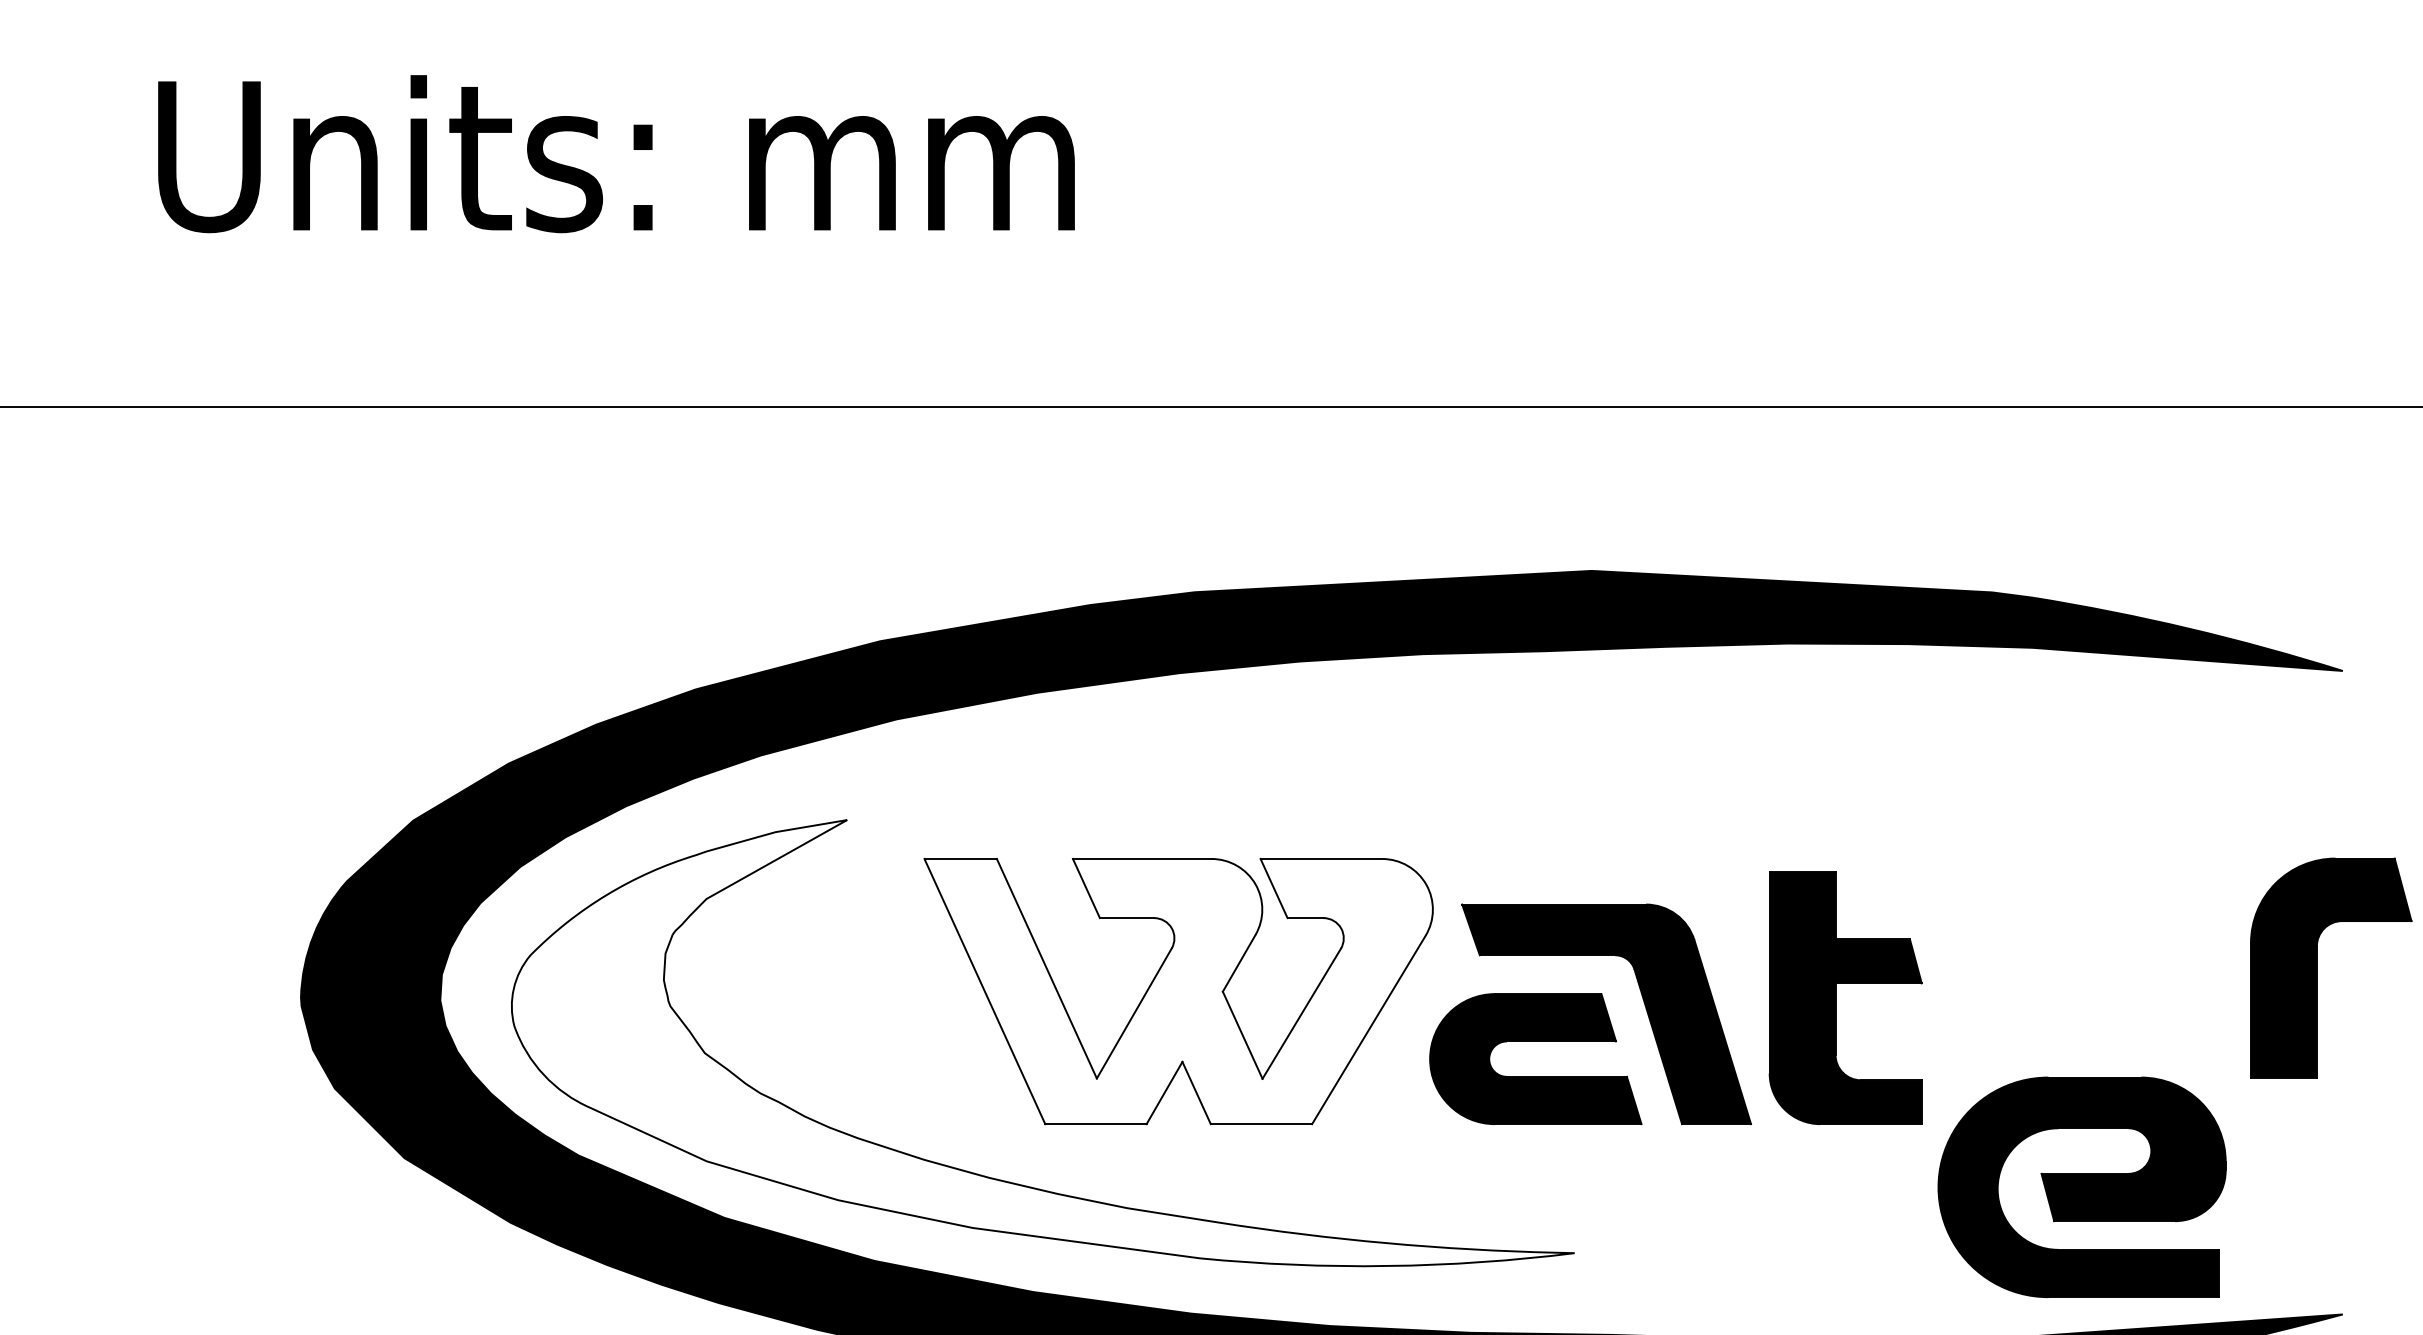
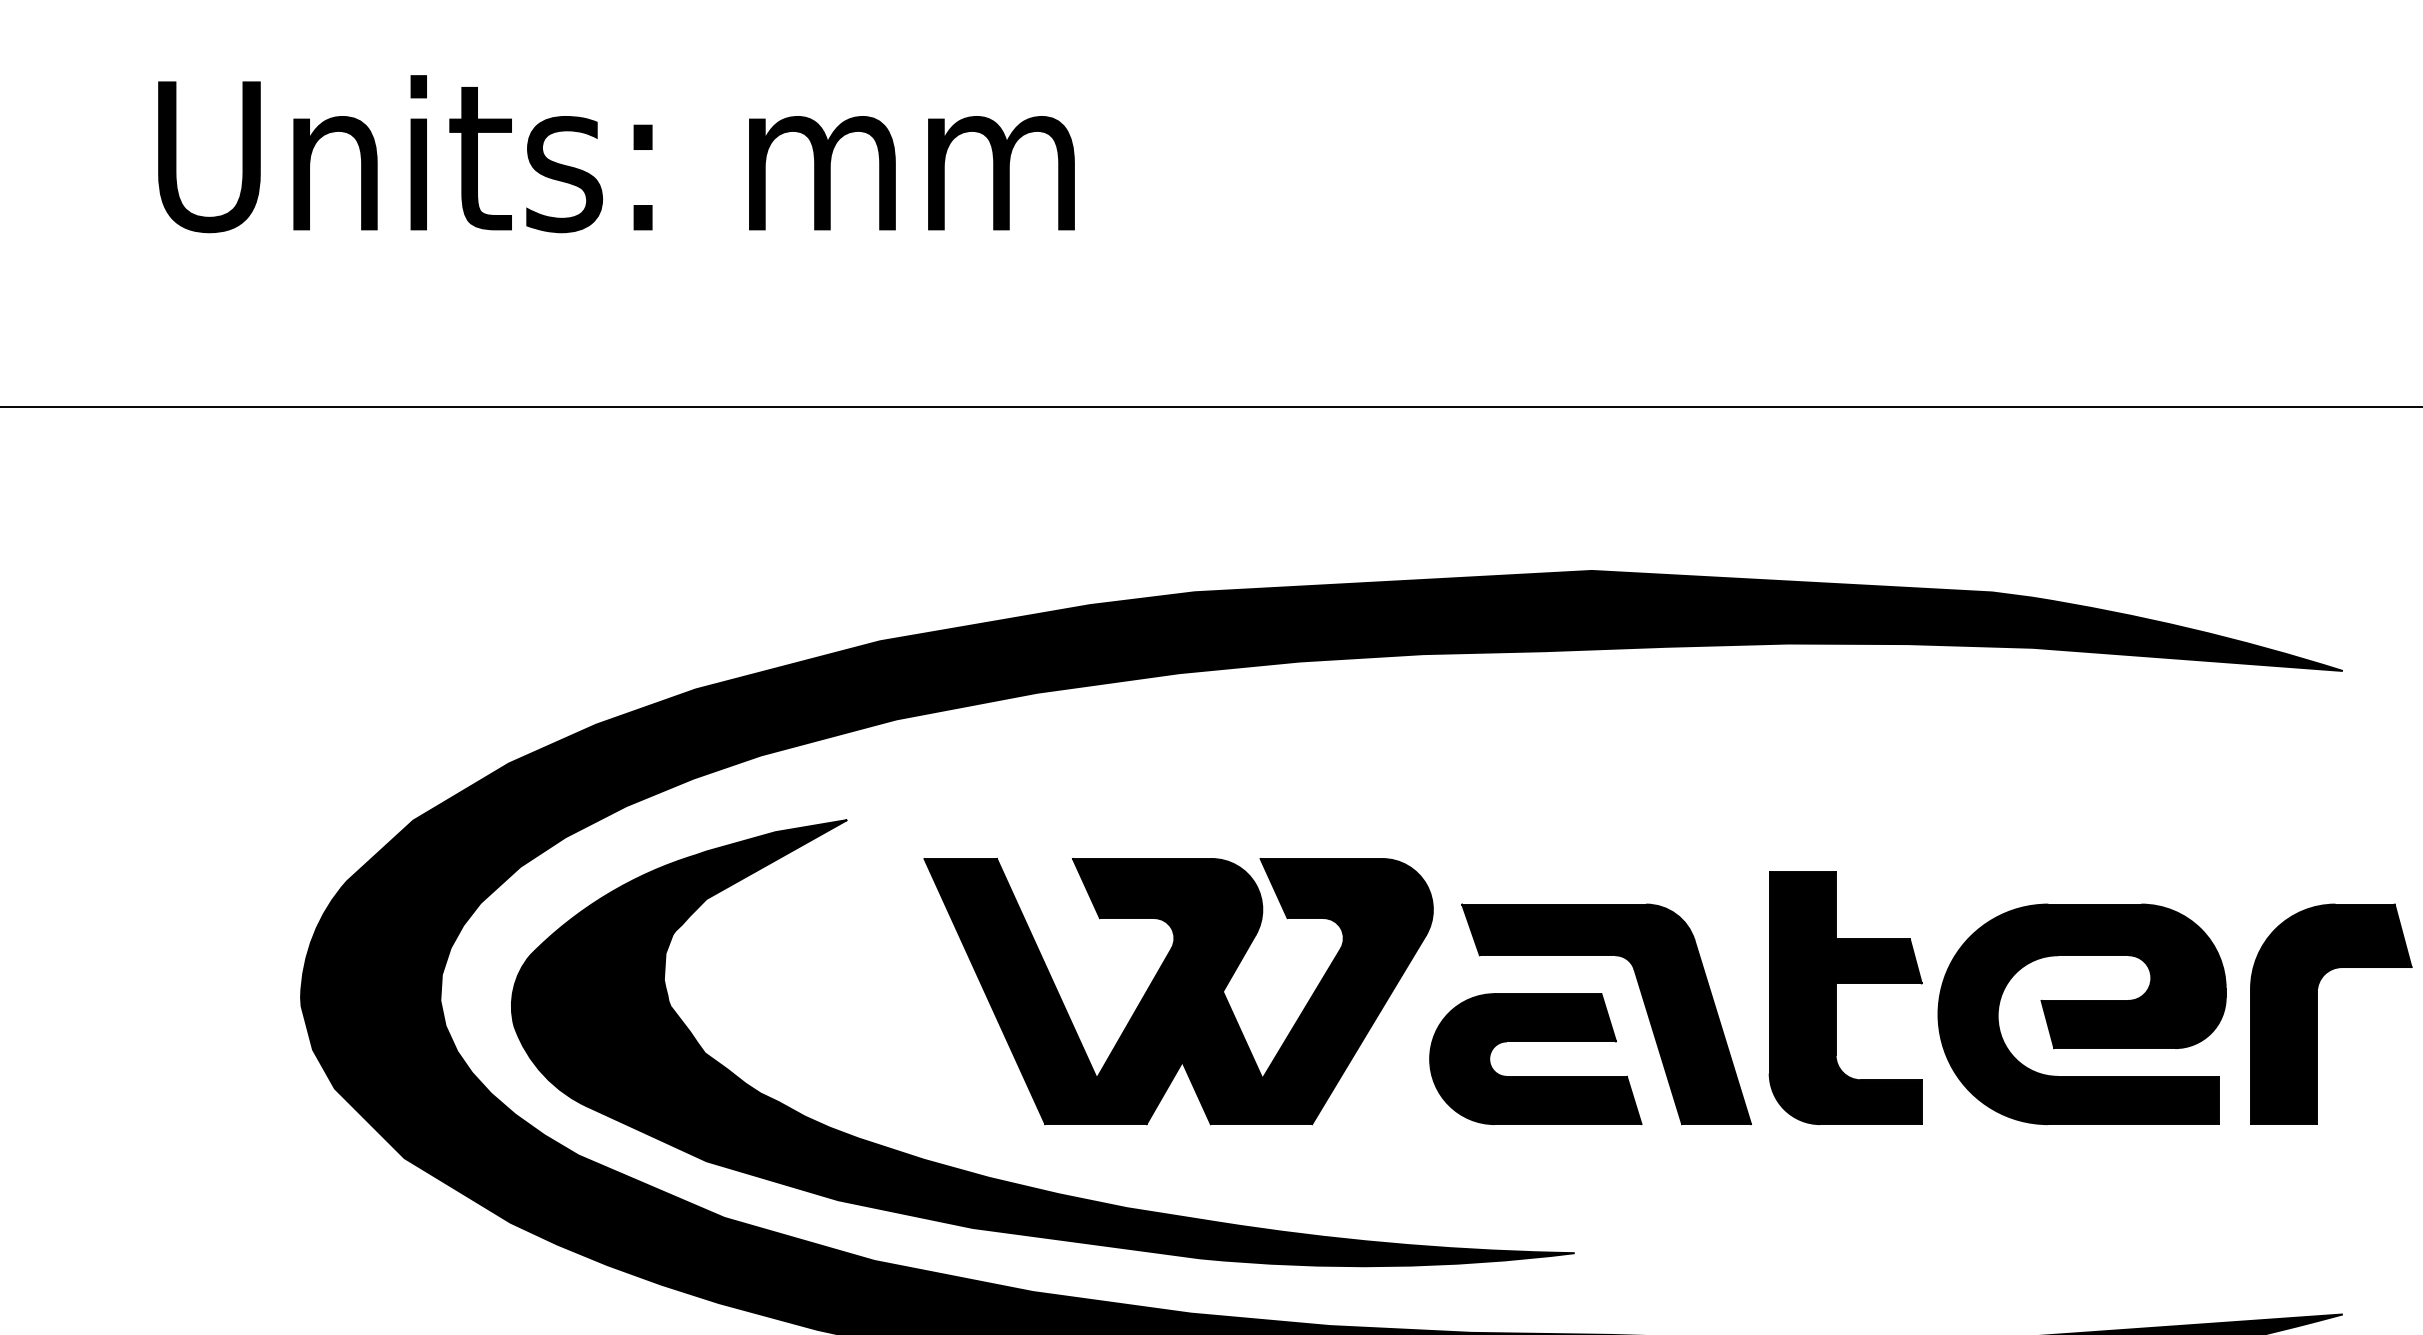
part position: (2317, 967) -> (2317, 1013) (2317, 1013)
fill: none -> present (1178, 991)
fill: none -> present (1042, 1043)
part position: (2081, 1186) -> (2081, 1013) (2081, 1013)
